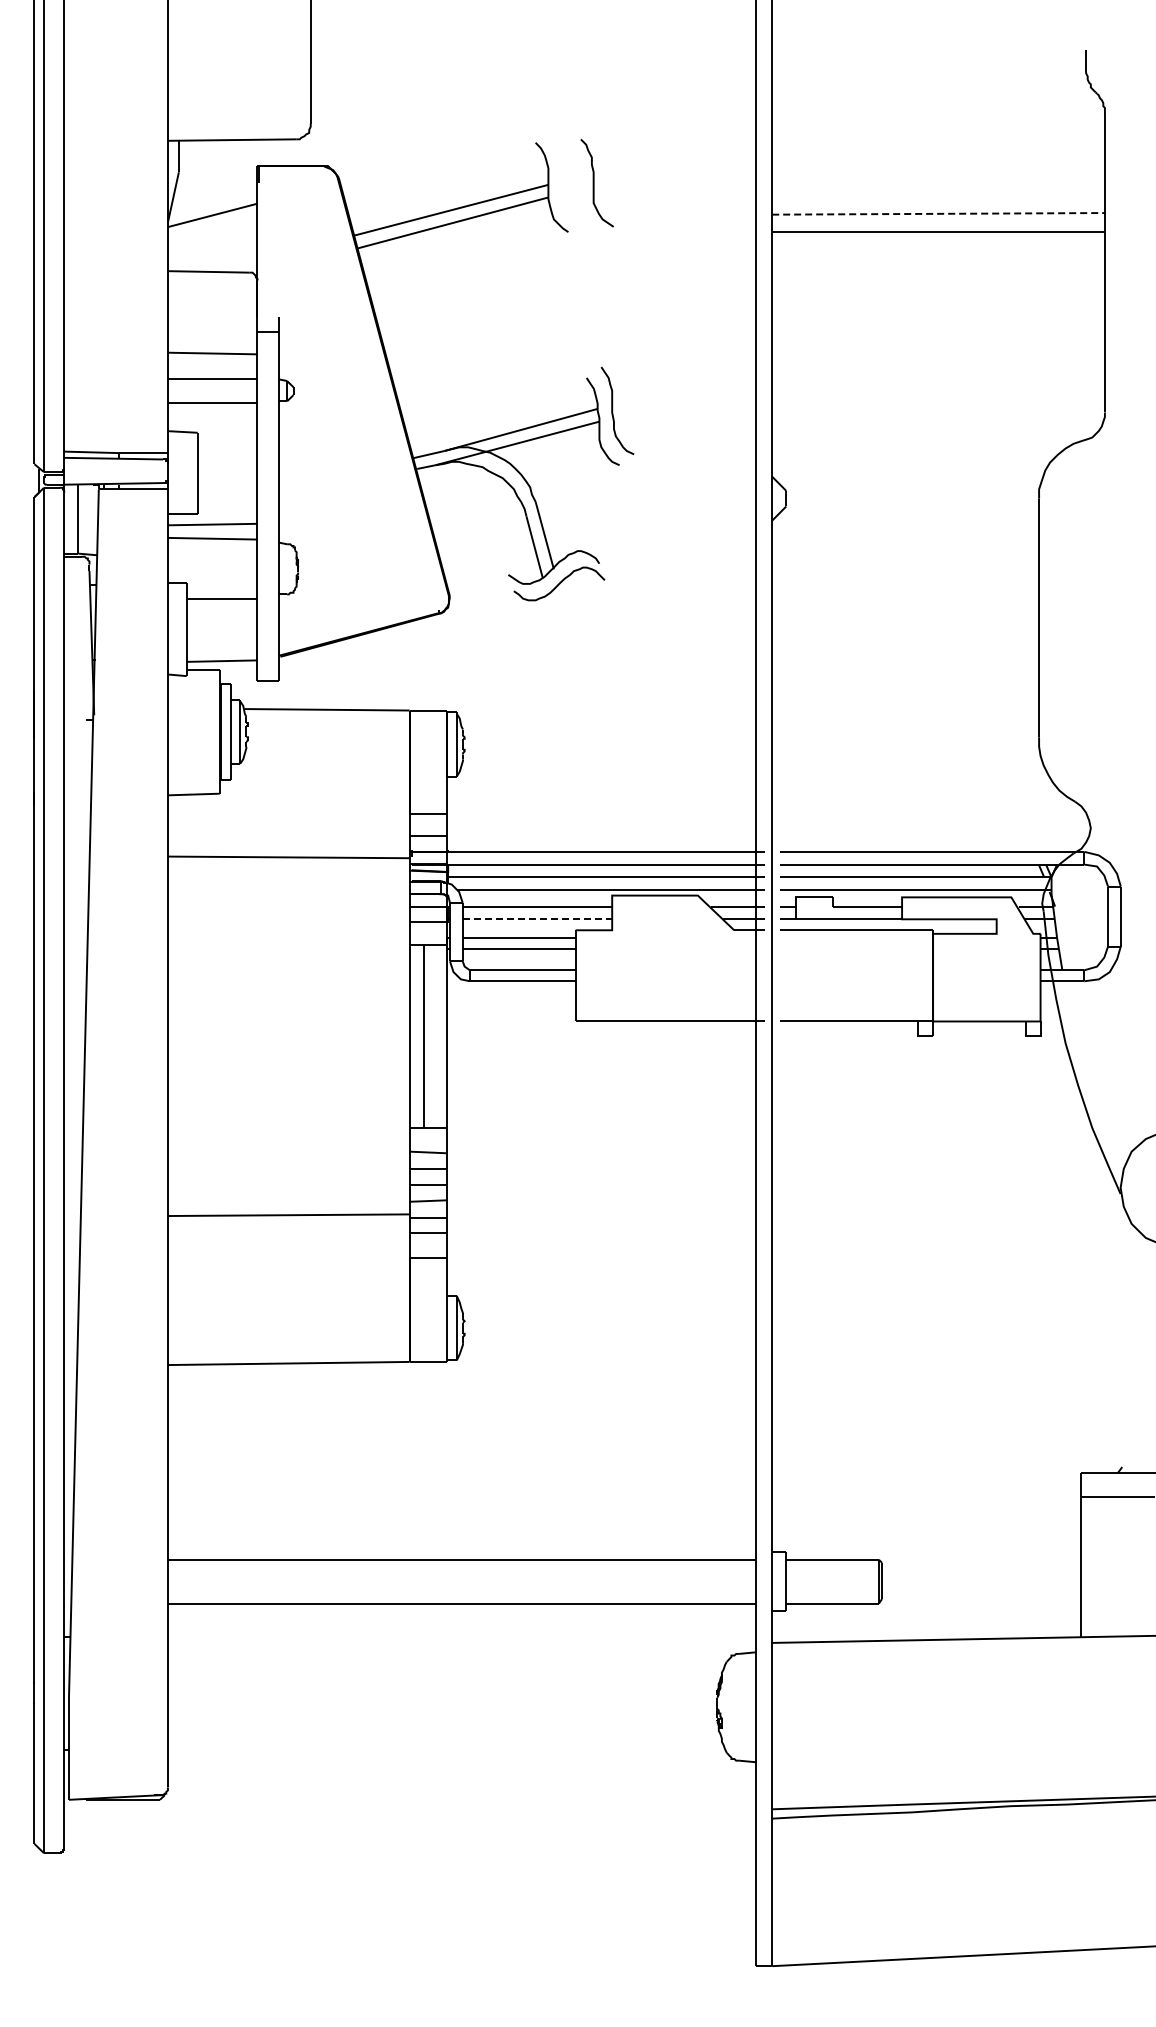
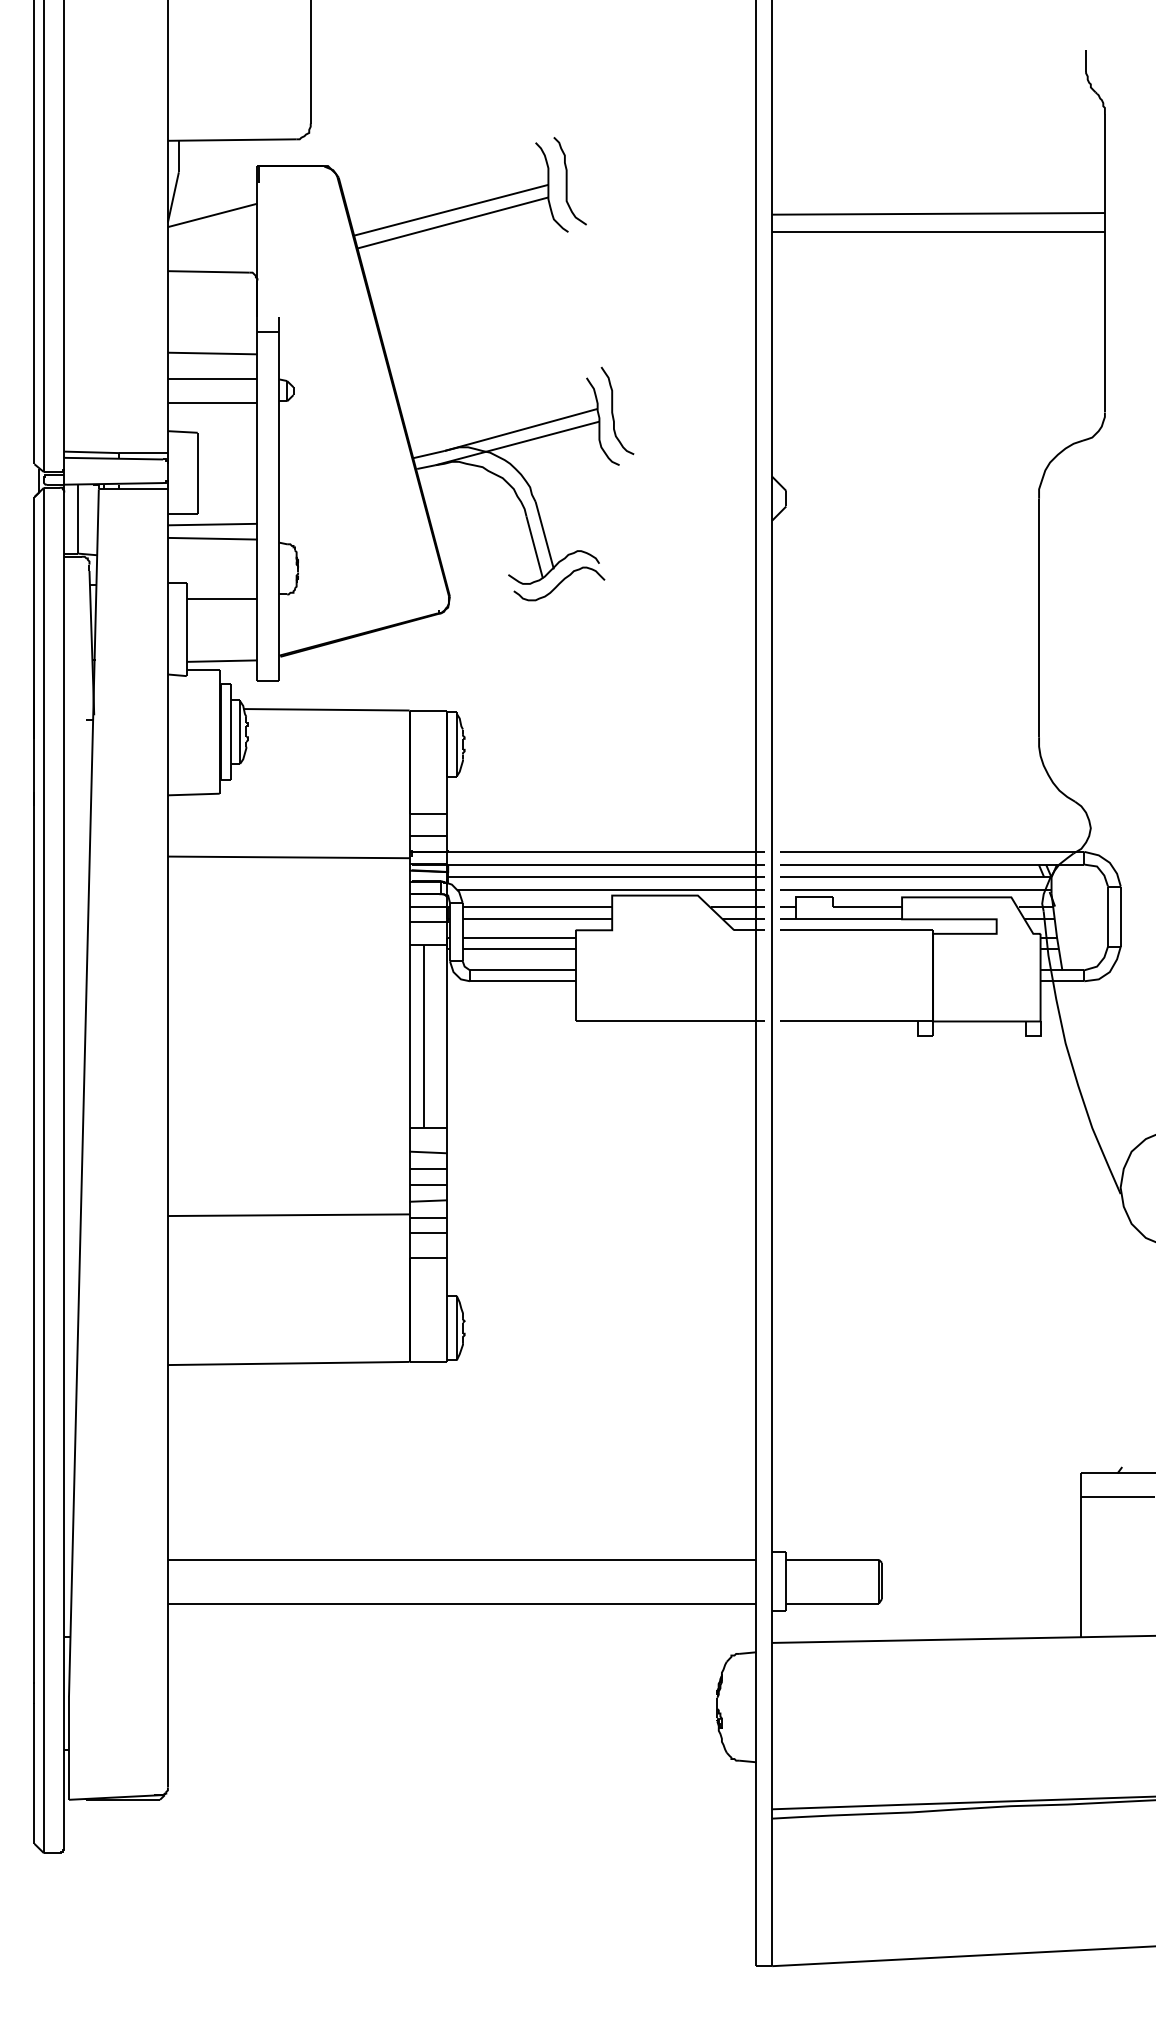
curve position: (594, 183) -> (567, 181) (567, 181)
line: dashed -> solid (939, 213)
line: dashed -> solid (537, 919)
